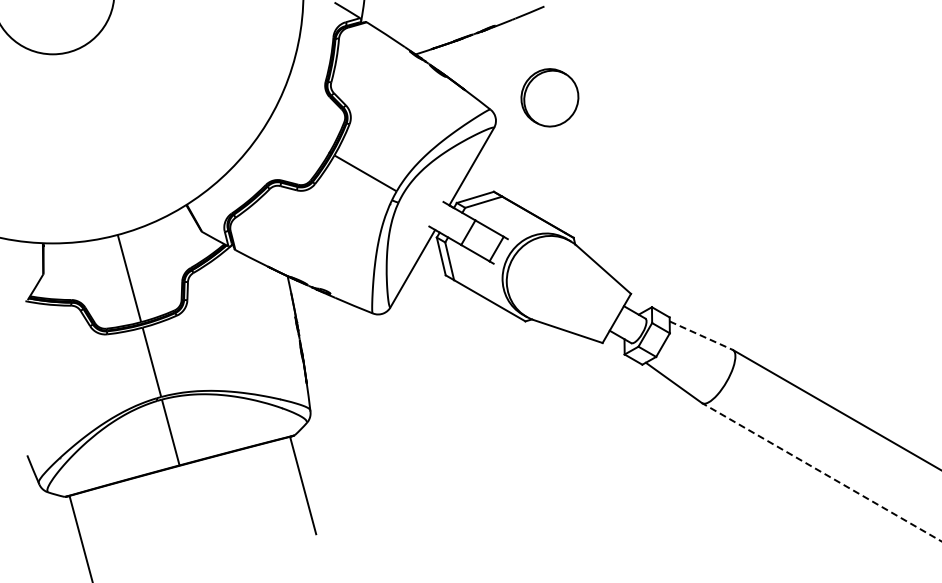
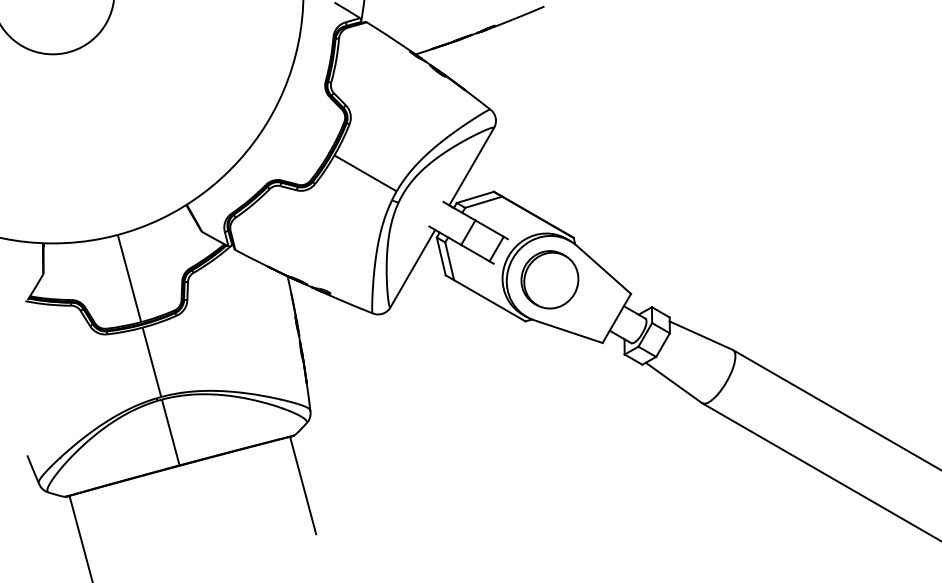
part position: (549, 97) -> (549, 279) (549, 279)
line: dashed -> solid (701, 335)
line: dashed -> solid (821, 472)
